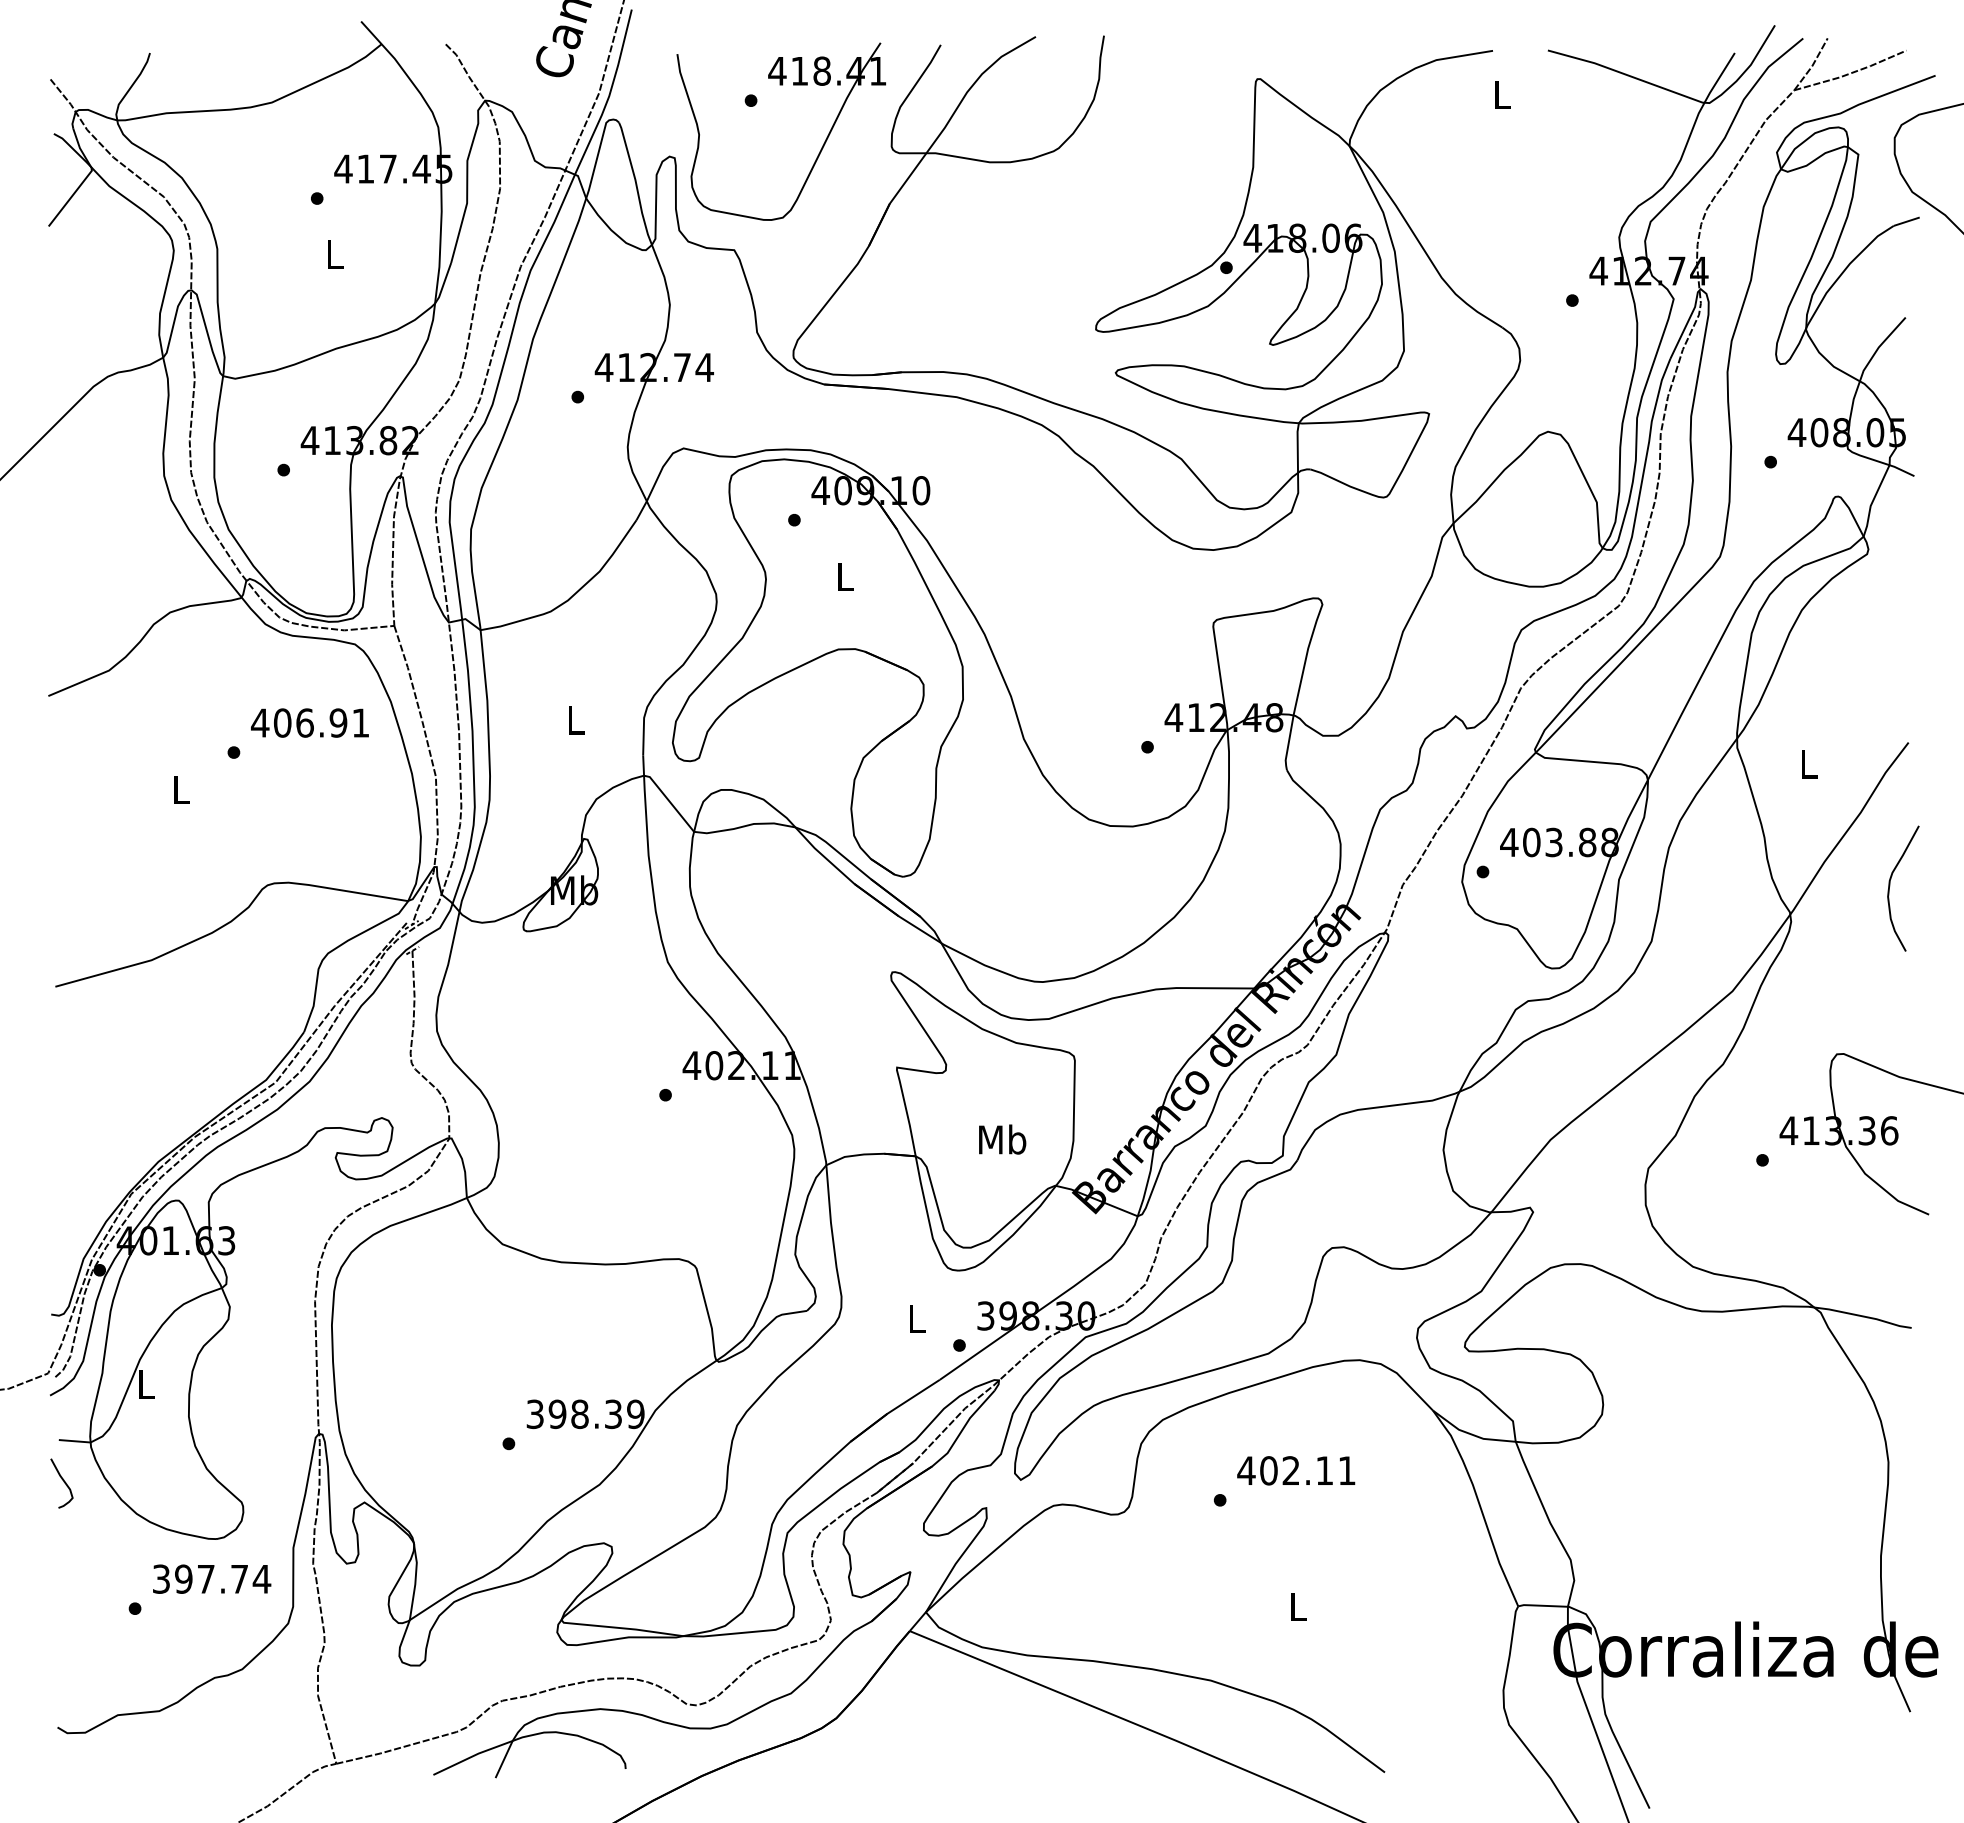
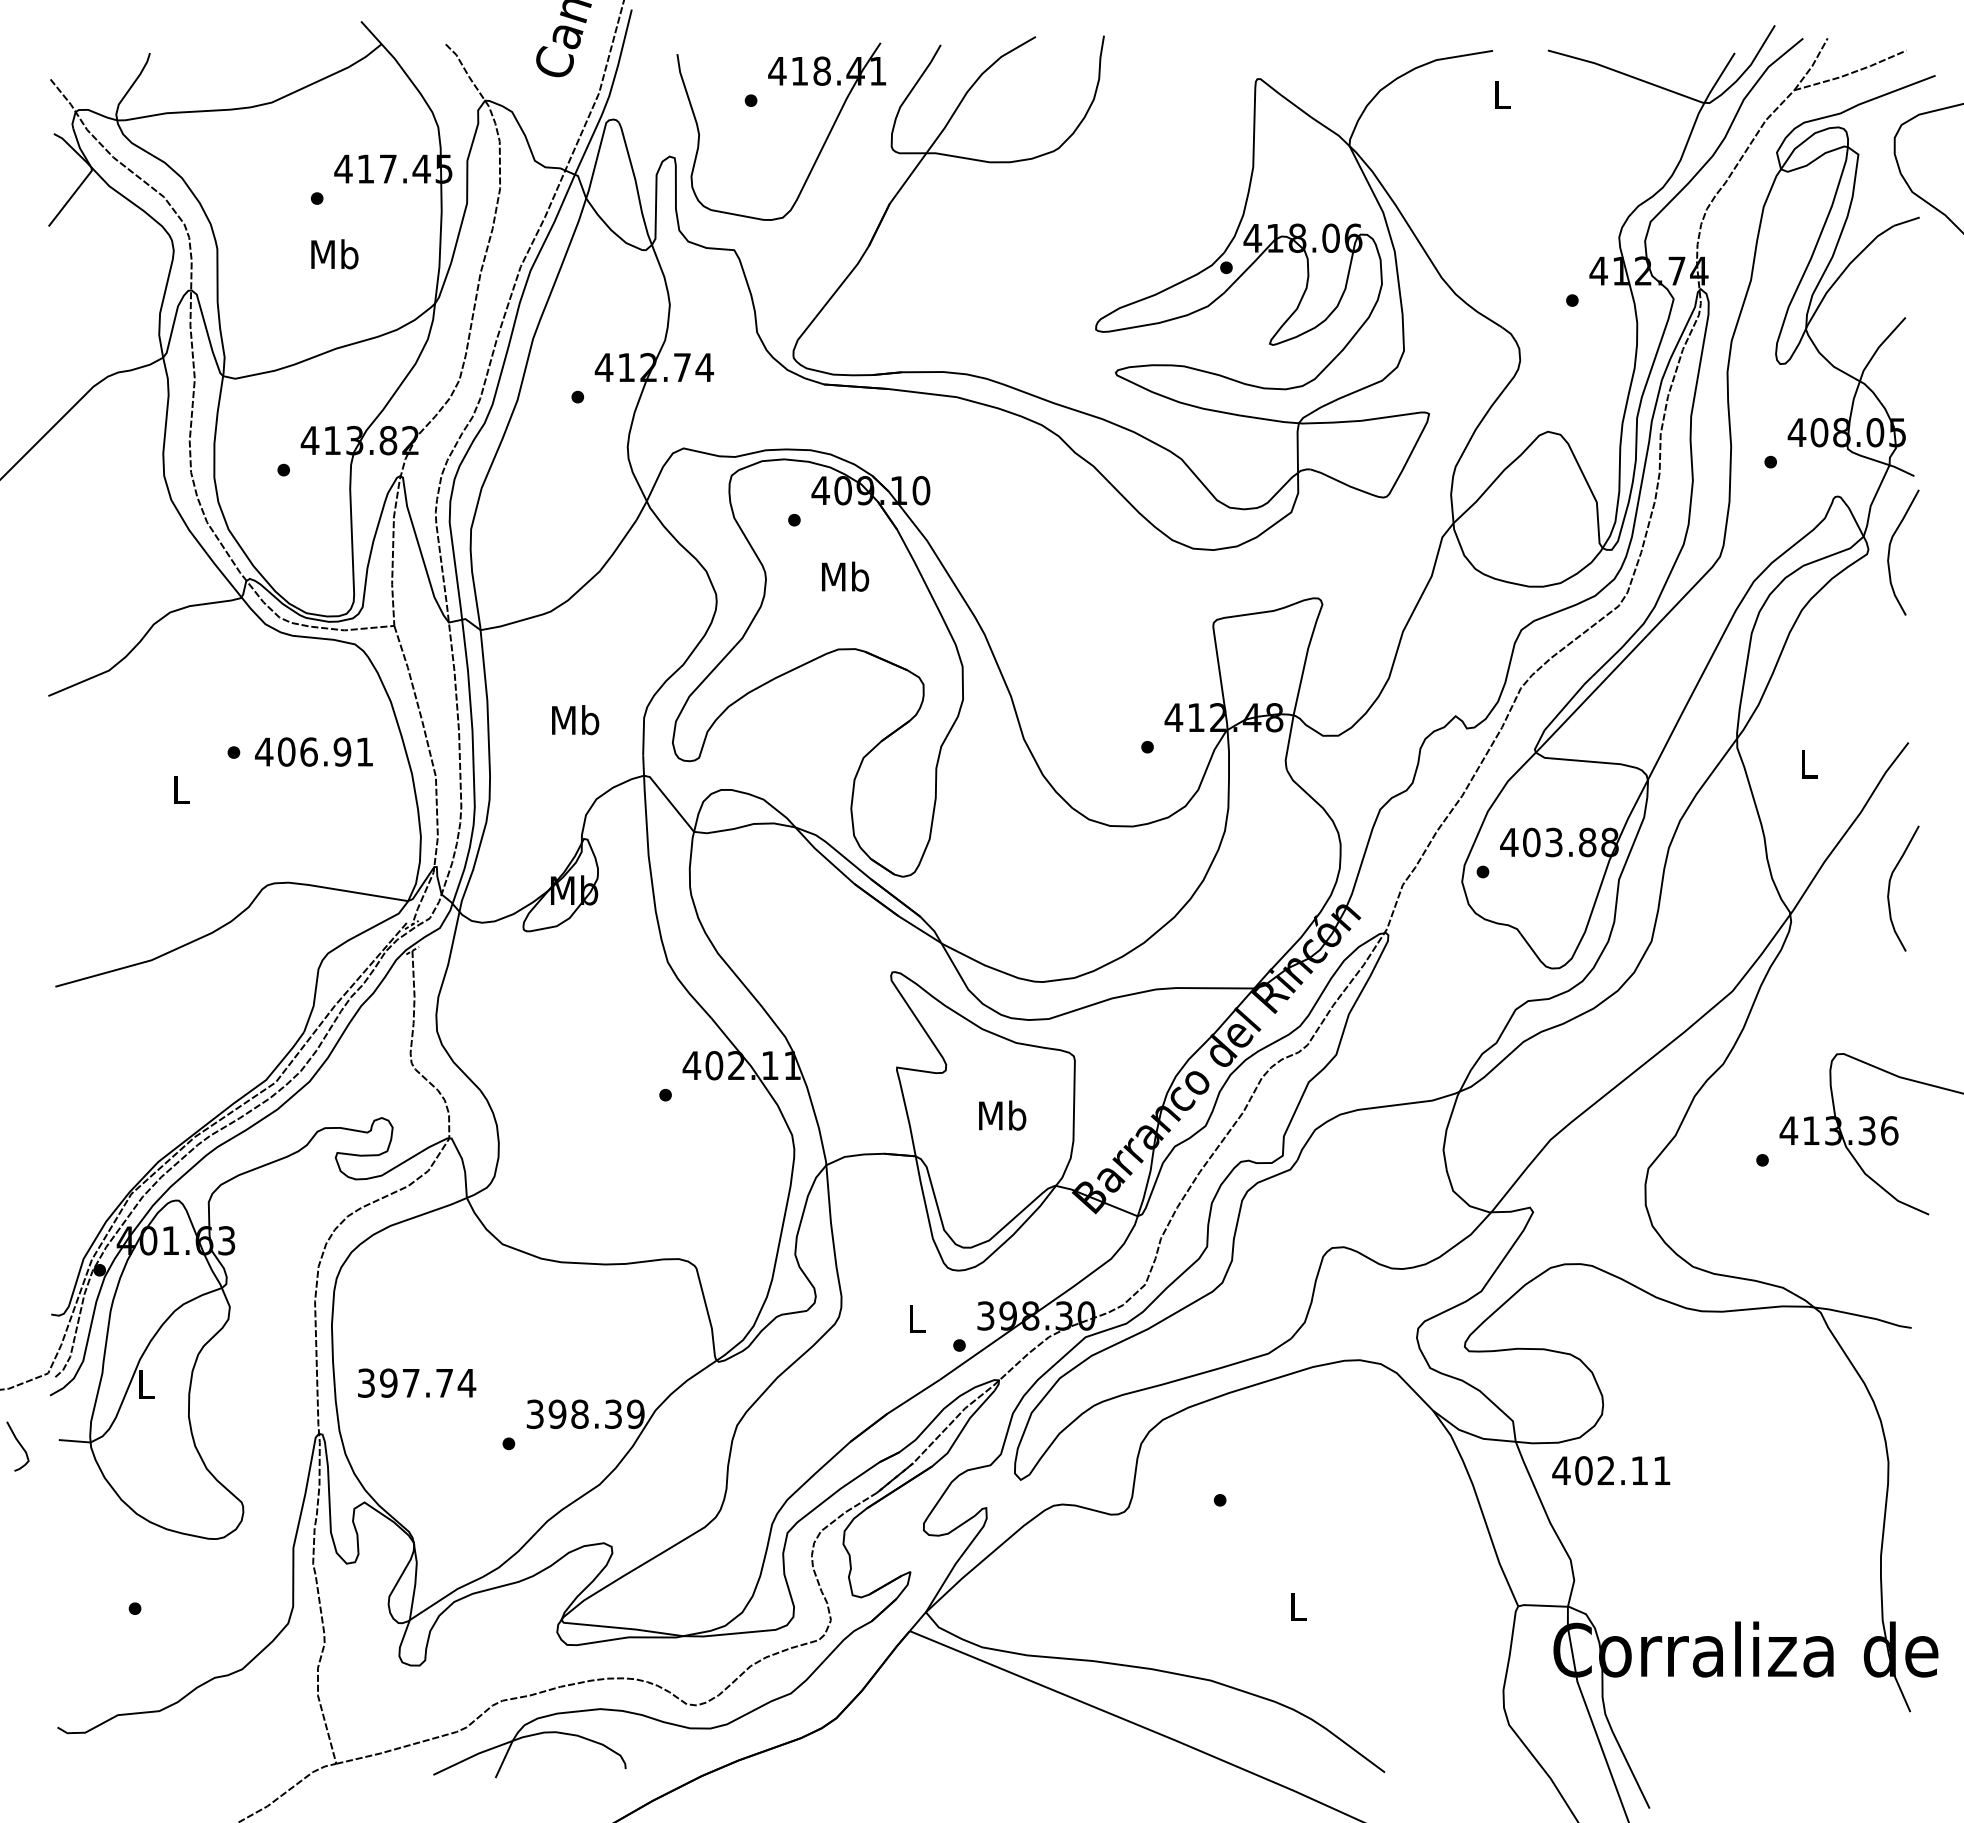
text: L -> Mb (334, 254)
curve: none -> present (1890, 550)
text: L -> Mb (845, 576)
text: L -> Mb (575, 720)
text position: (309, 722) -> (313, 751) (313, 751)
text position: (1002, 1139) -> (1002, 1115) (1002, 1115)
text position: (1296, 1470) -> (1611, 1470) (1611, 1470)
curve position: (63, 1482) -> (19, 1445) (19, 1445)
text position: (212, 1578) -> (417, 1382) (417, 1382)
